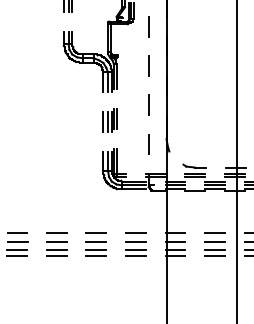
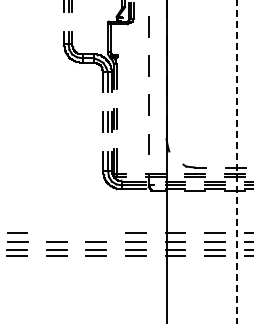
line: solid -> dashed (237, 161)
line: present -> none (56, 232)
line: present -> none (95, 232)
